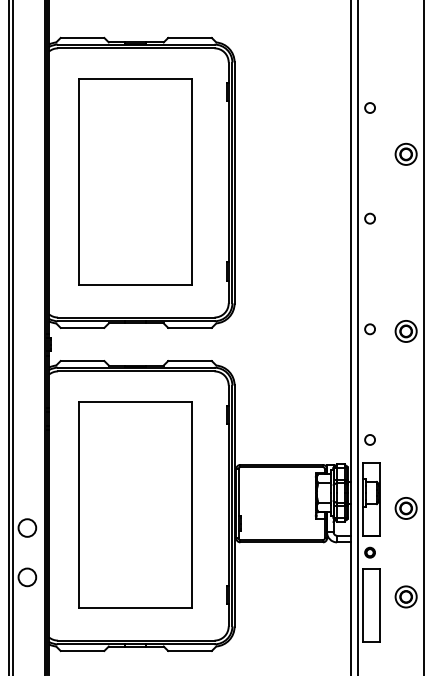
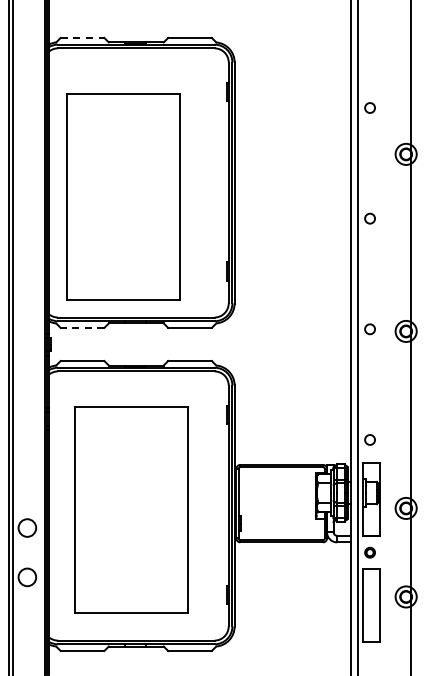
line: solid -> dashed (82, 37)
part position: (135, 181) -> (123, 196) (123, 196)
line: solid -> dashed (82, 327)
line position: (423, 337) -> (410, 337) (410, 337)
part position: (135, 504) -> (131, 509) (131, 509)
